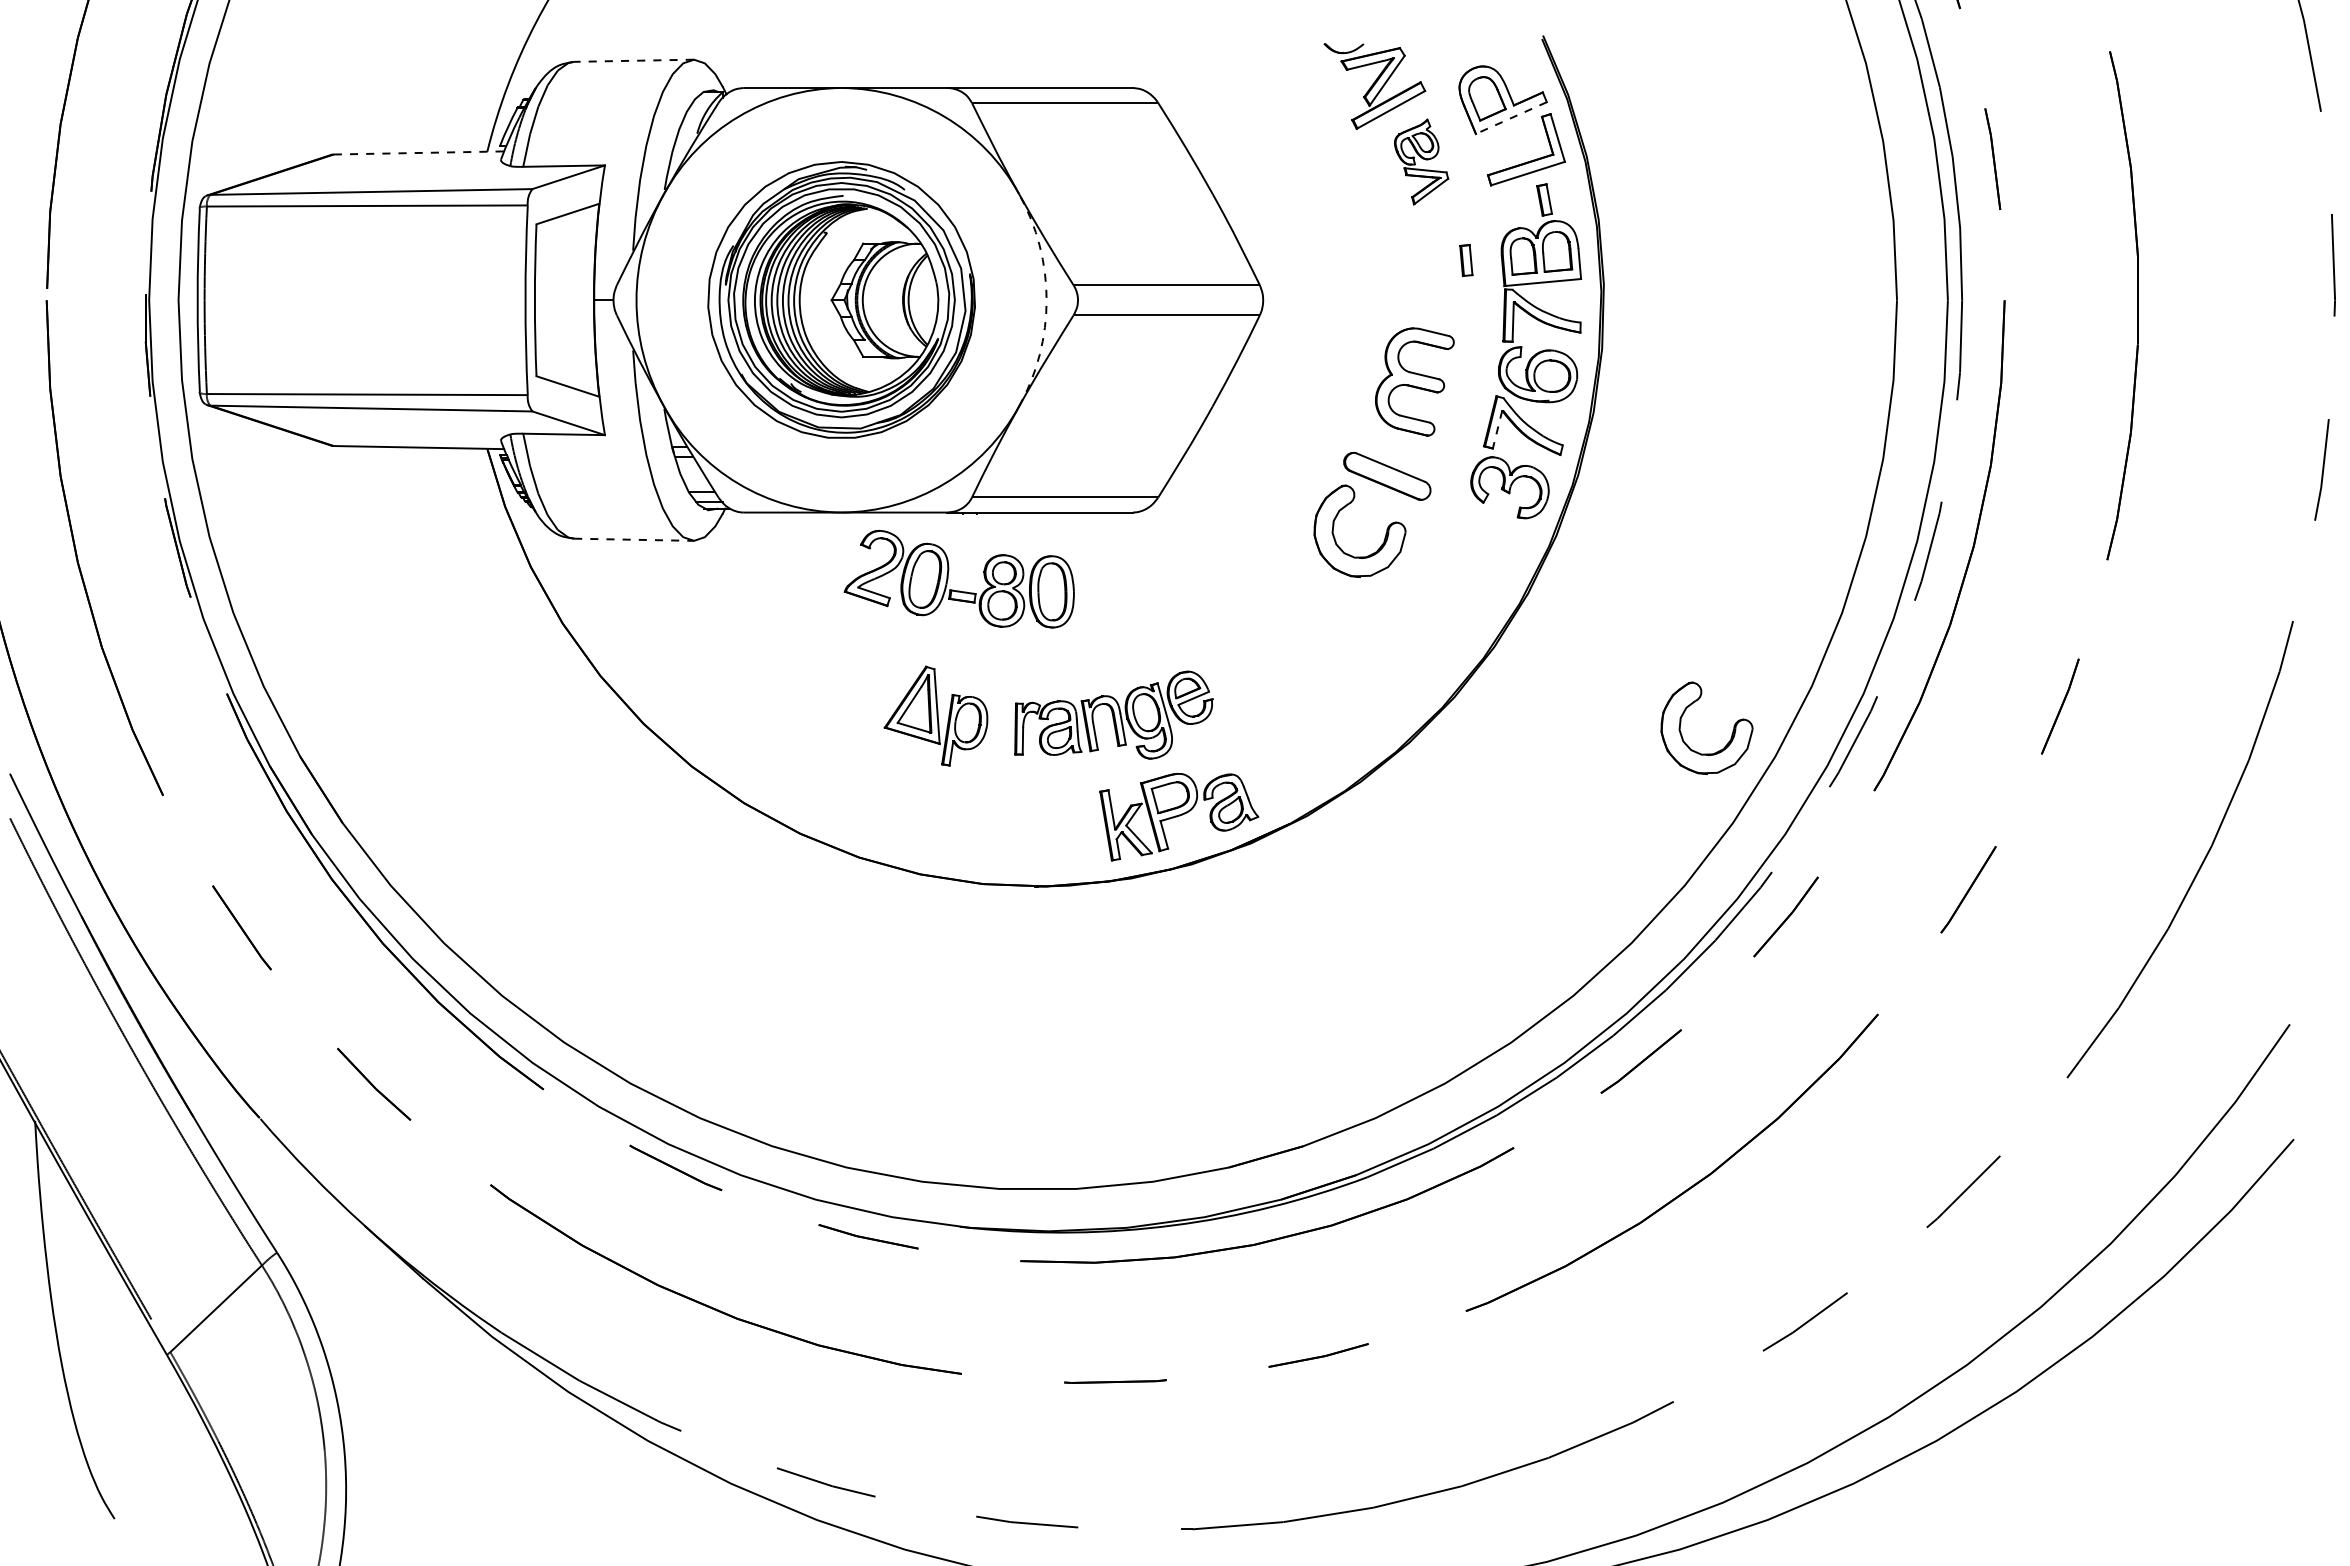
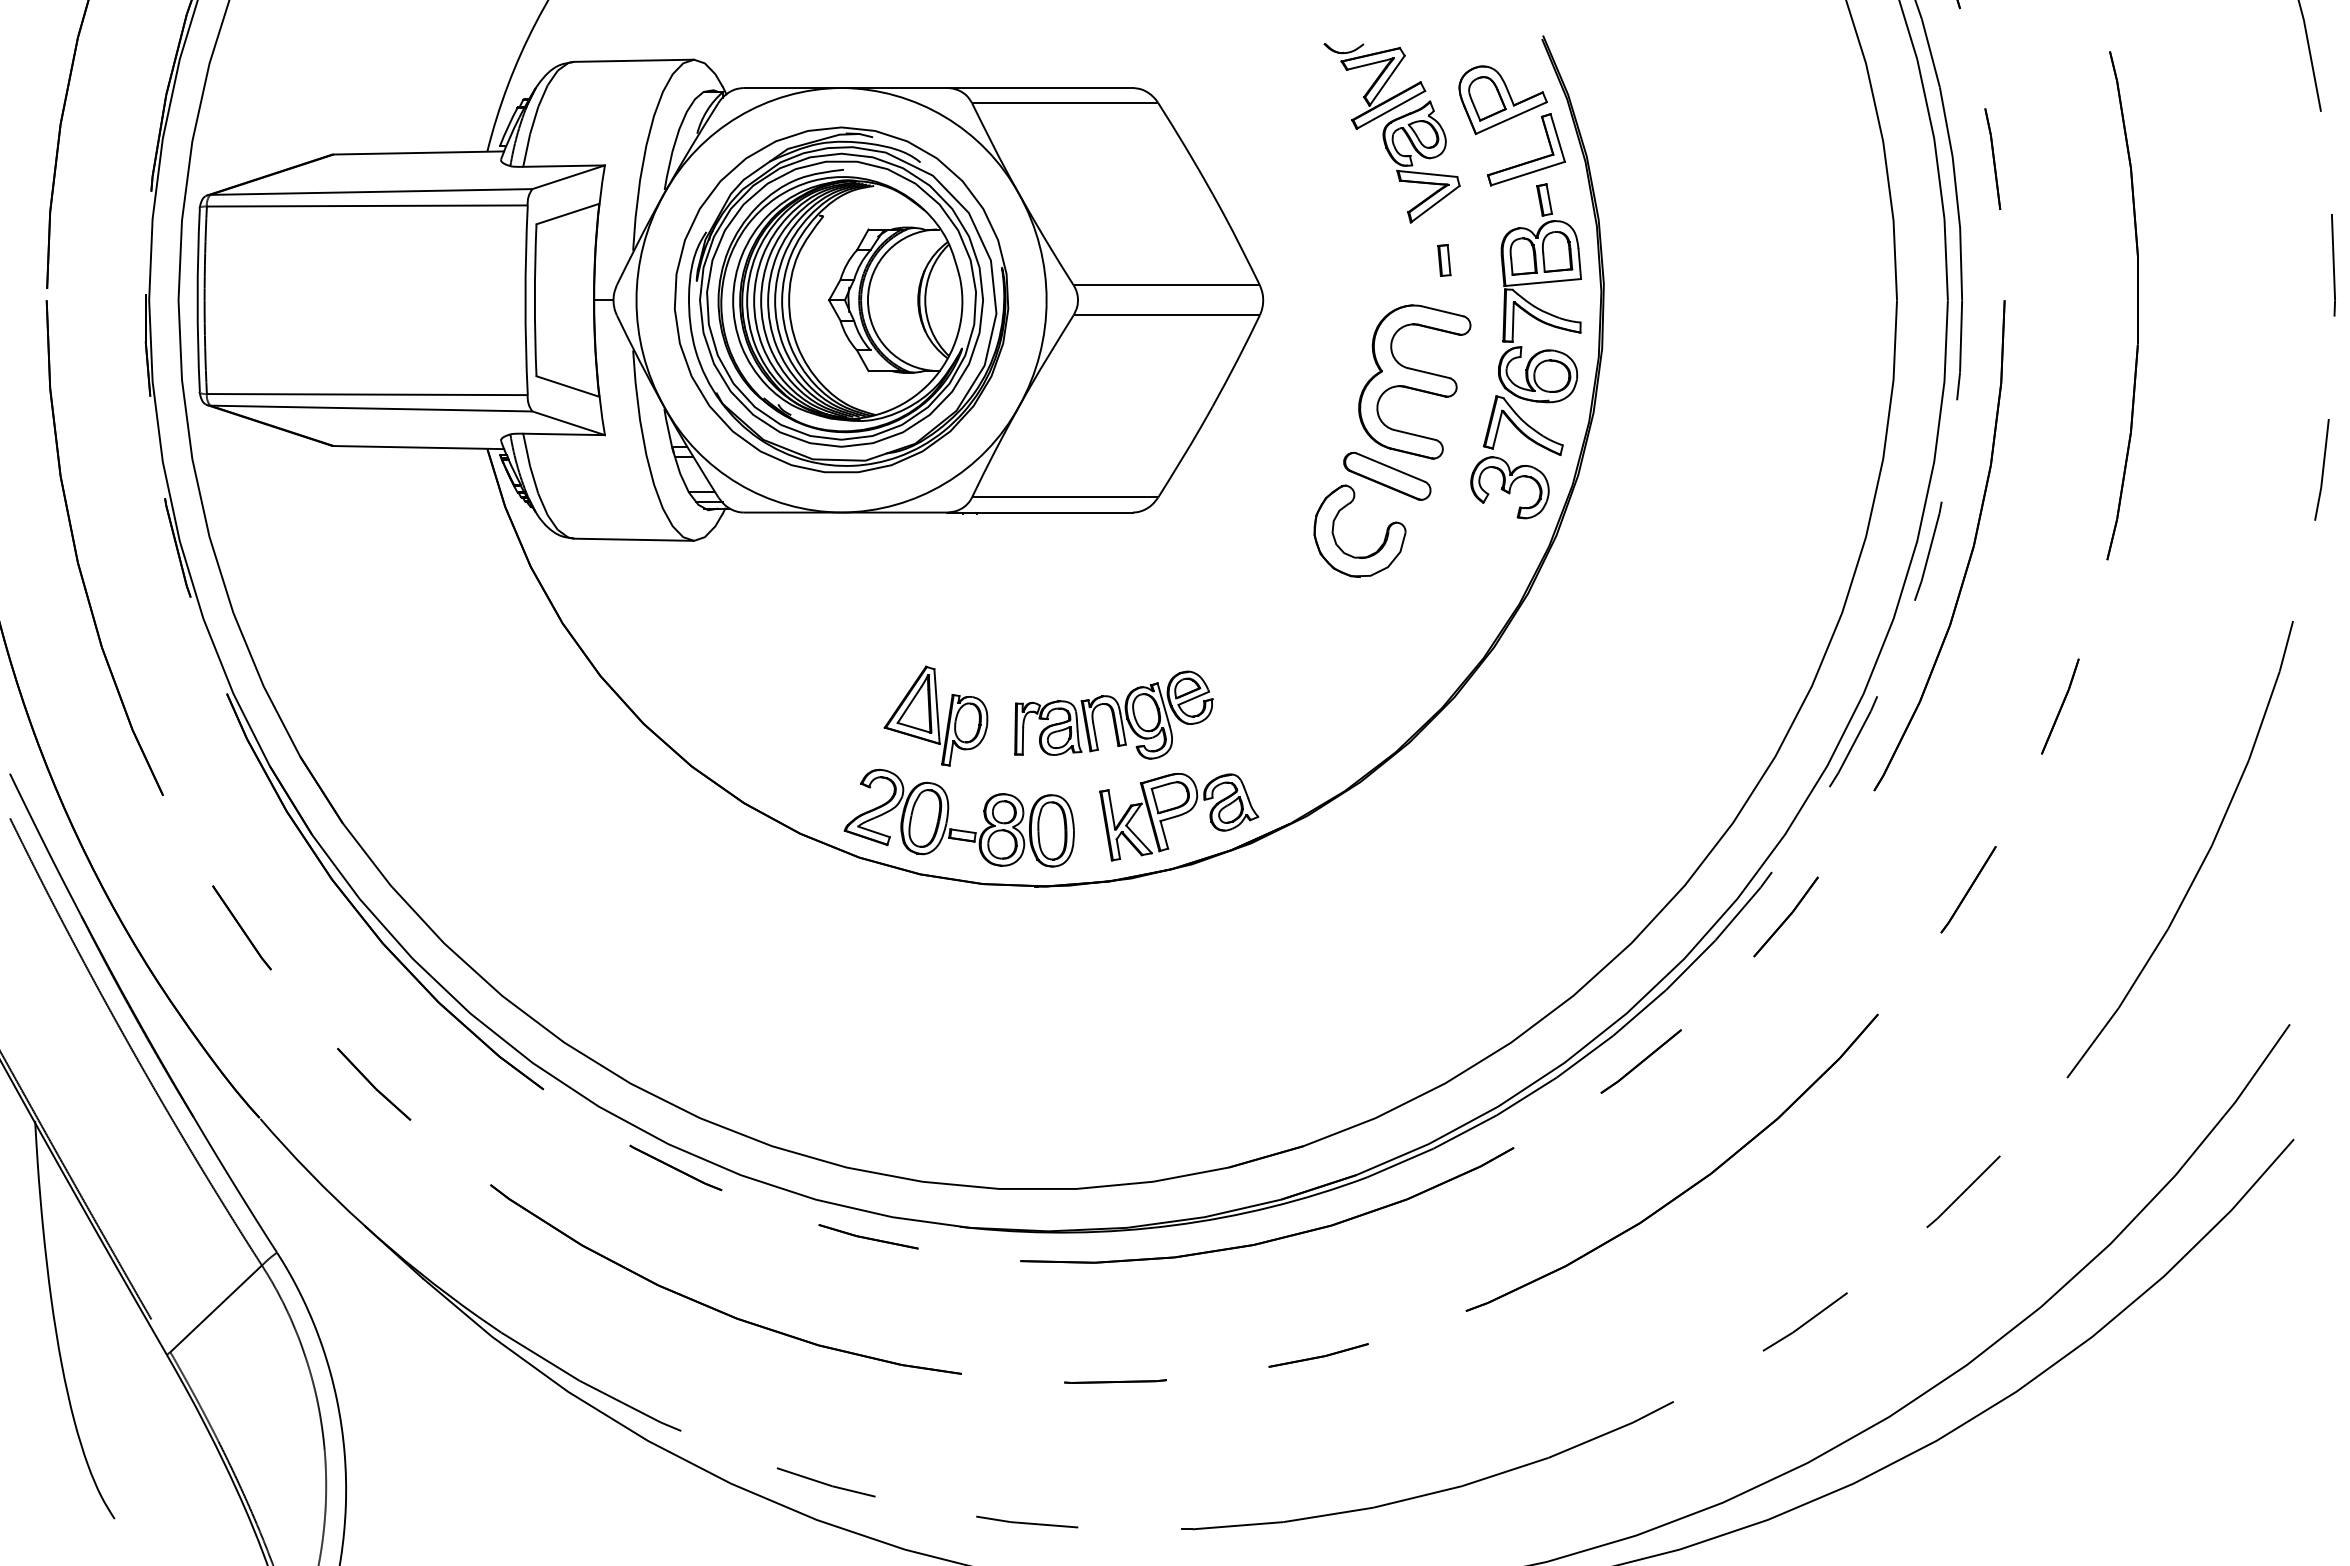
line: dashed -> solid (633, 60)
line: dashed -> solid (1511, 118)
line: dashed -> solid (419, 152)
part size: 56x88 px -> 79x124 px (1421, 161)
part position: (1466, 260) -> (1444, 260) (1444, 260)
part size: 269x278 px -> 336x348 px (841, 299)
arc: dashed -> solid (1046, 300)
part size: 80x110 px -> 114x156 px (1414, 381)
line: dashed -> solid (1497, 429)
line: dashed -> solid (633, 539)
part position: (948, 578) -> (948, 817) (948, 817)
part: present -> none (1682, 735)
